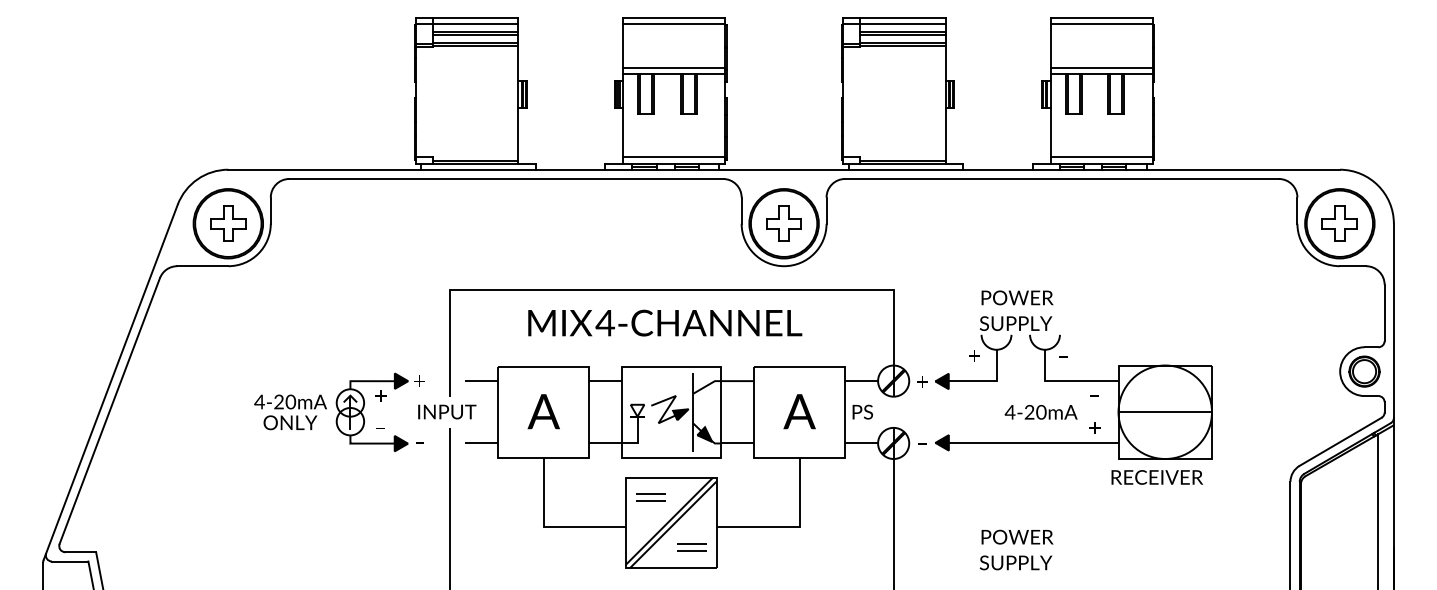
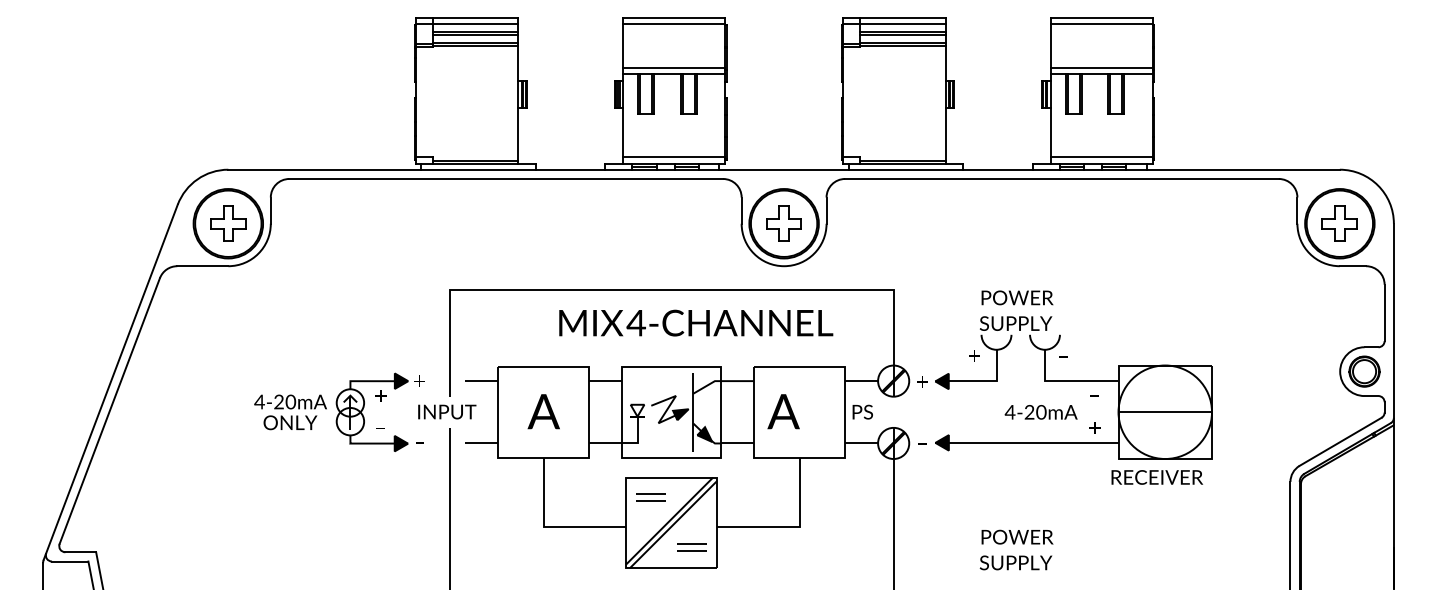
text position: (665, 322) -> (696, 322) (696, 322)
text position: (799, 411) -> (783, 411) (783, 411)
line: present -> none (1378, 510)
